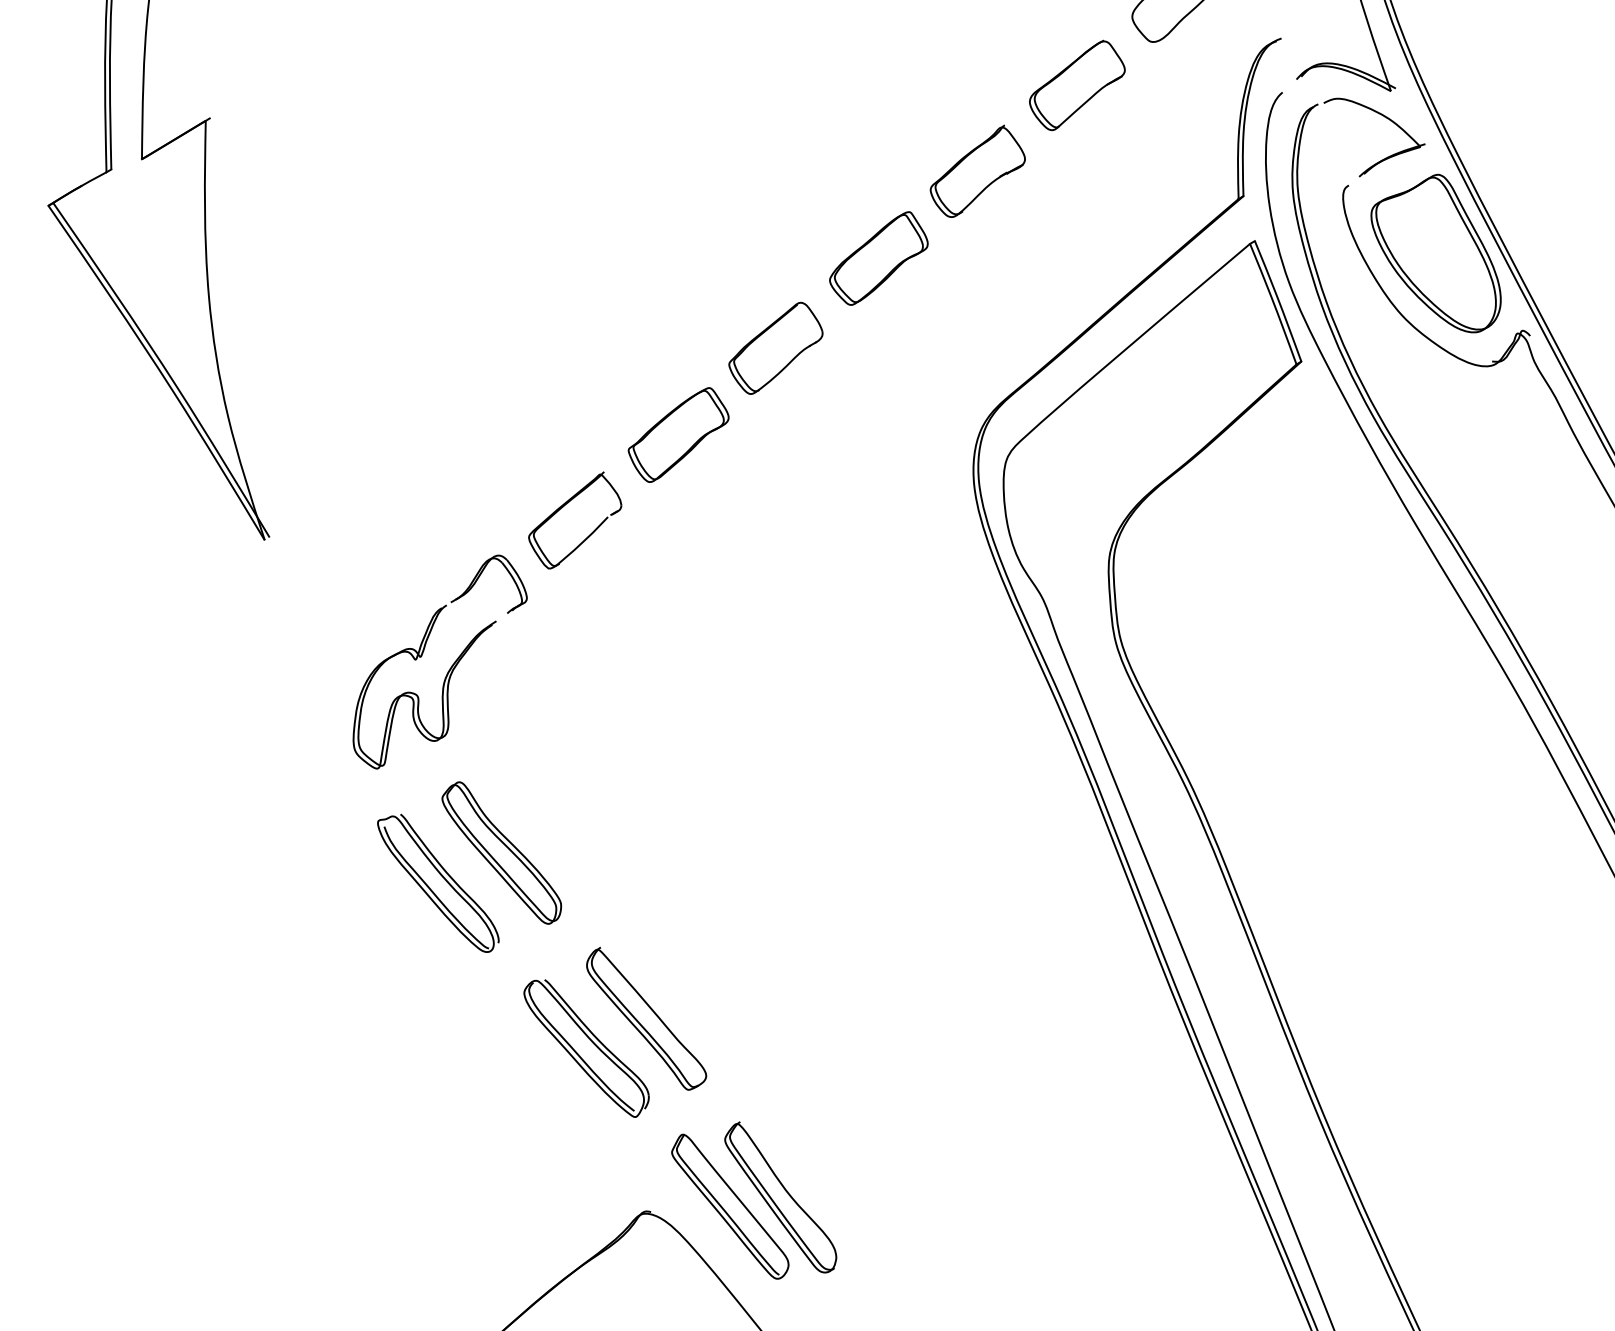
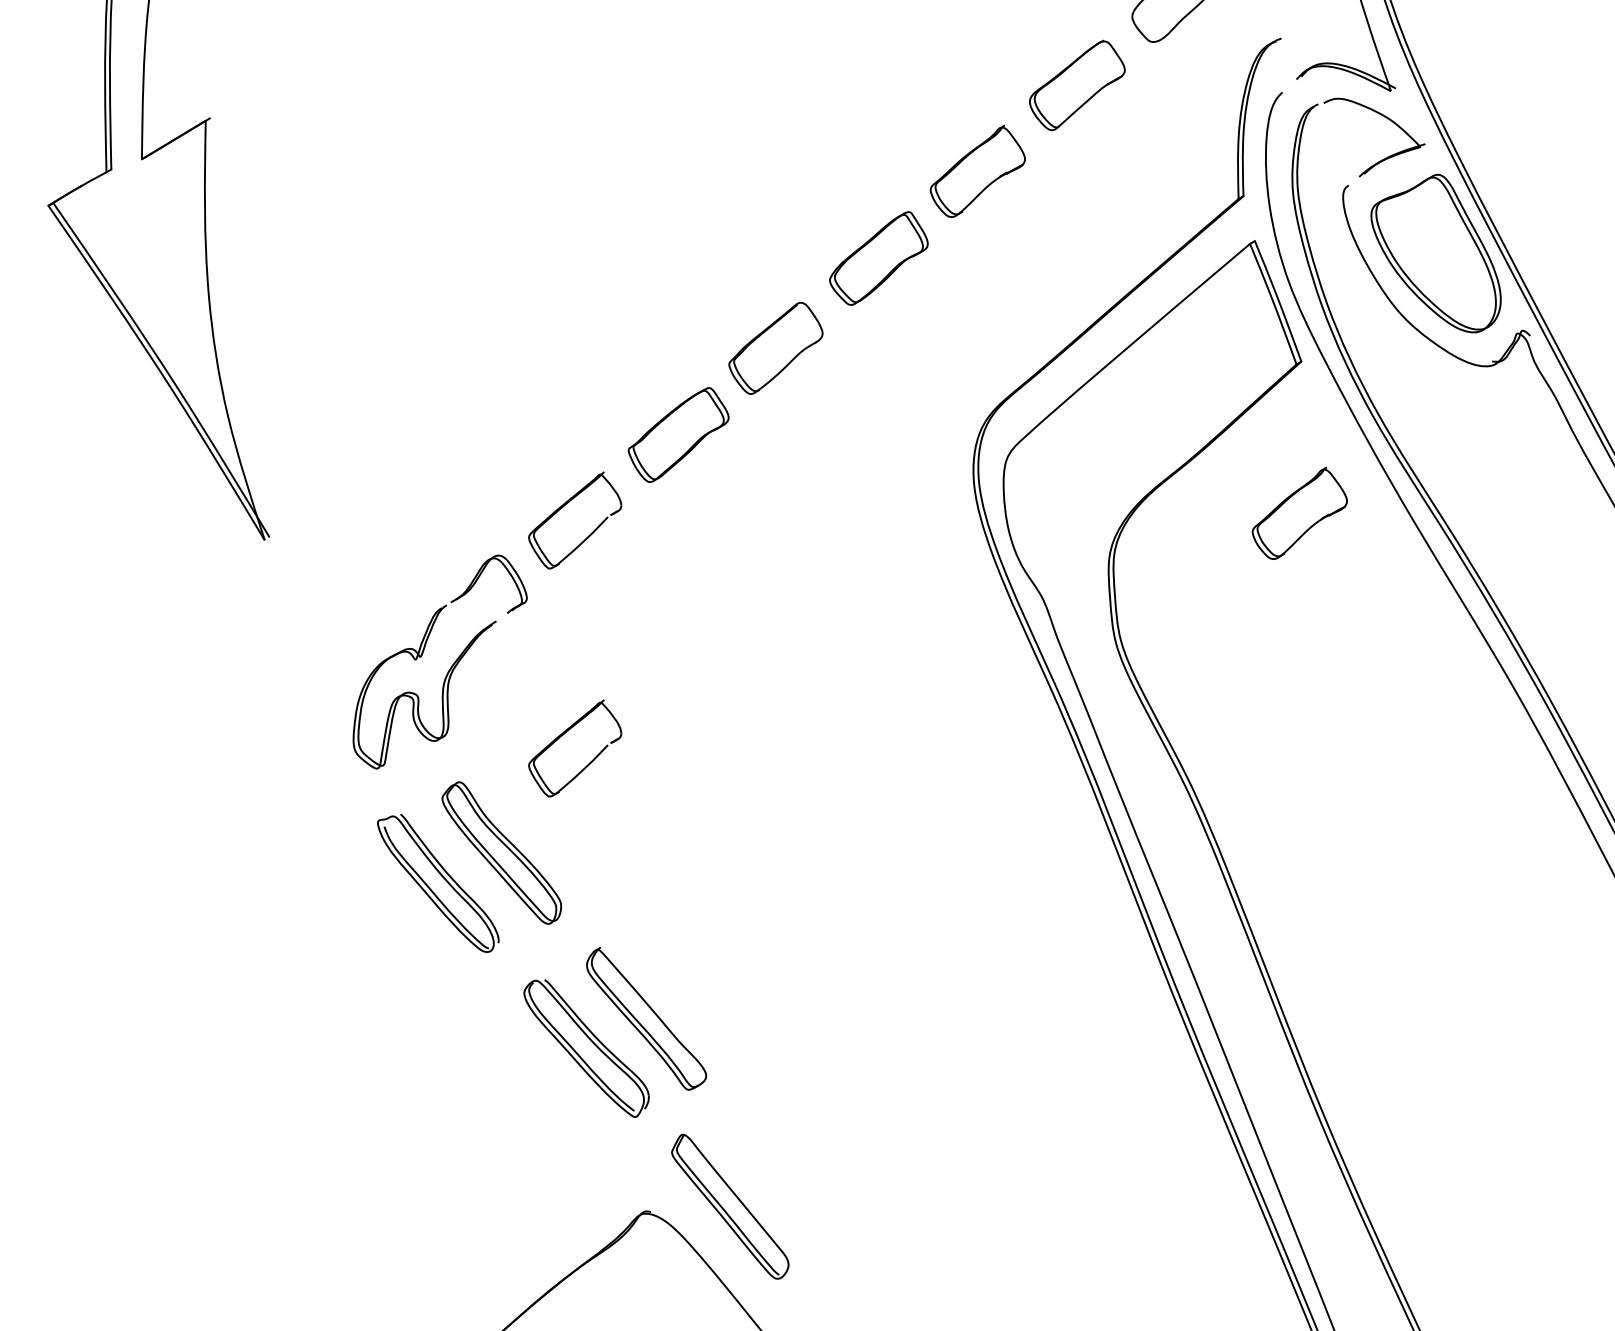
part: none -> present (1299, 512)
part: none -> present (563, 735)
part: present -> none (780, 1197)
